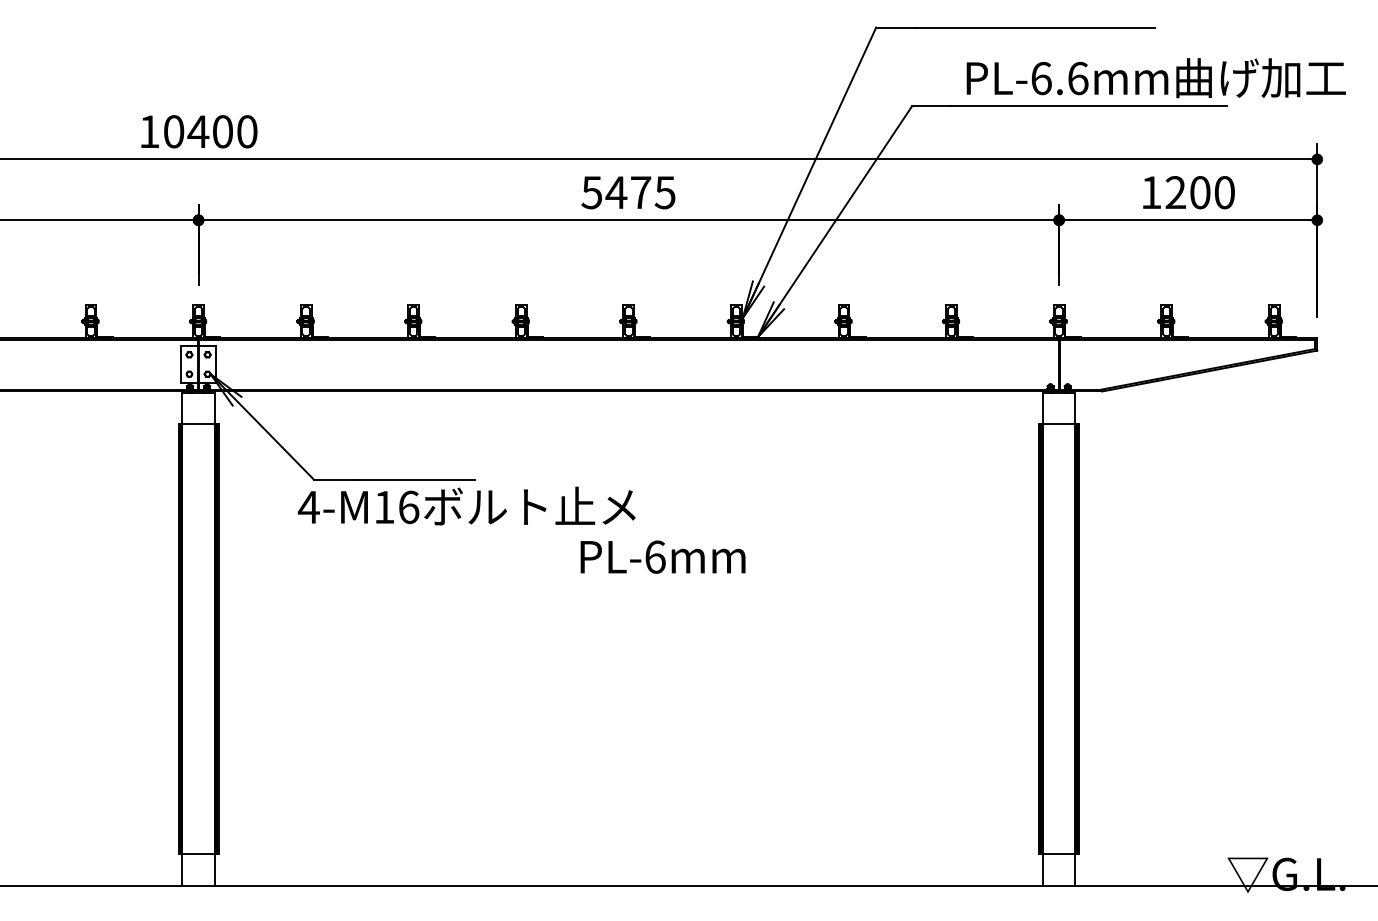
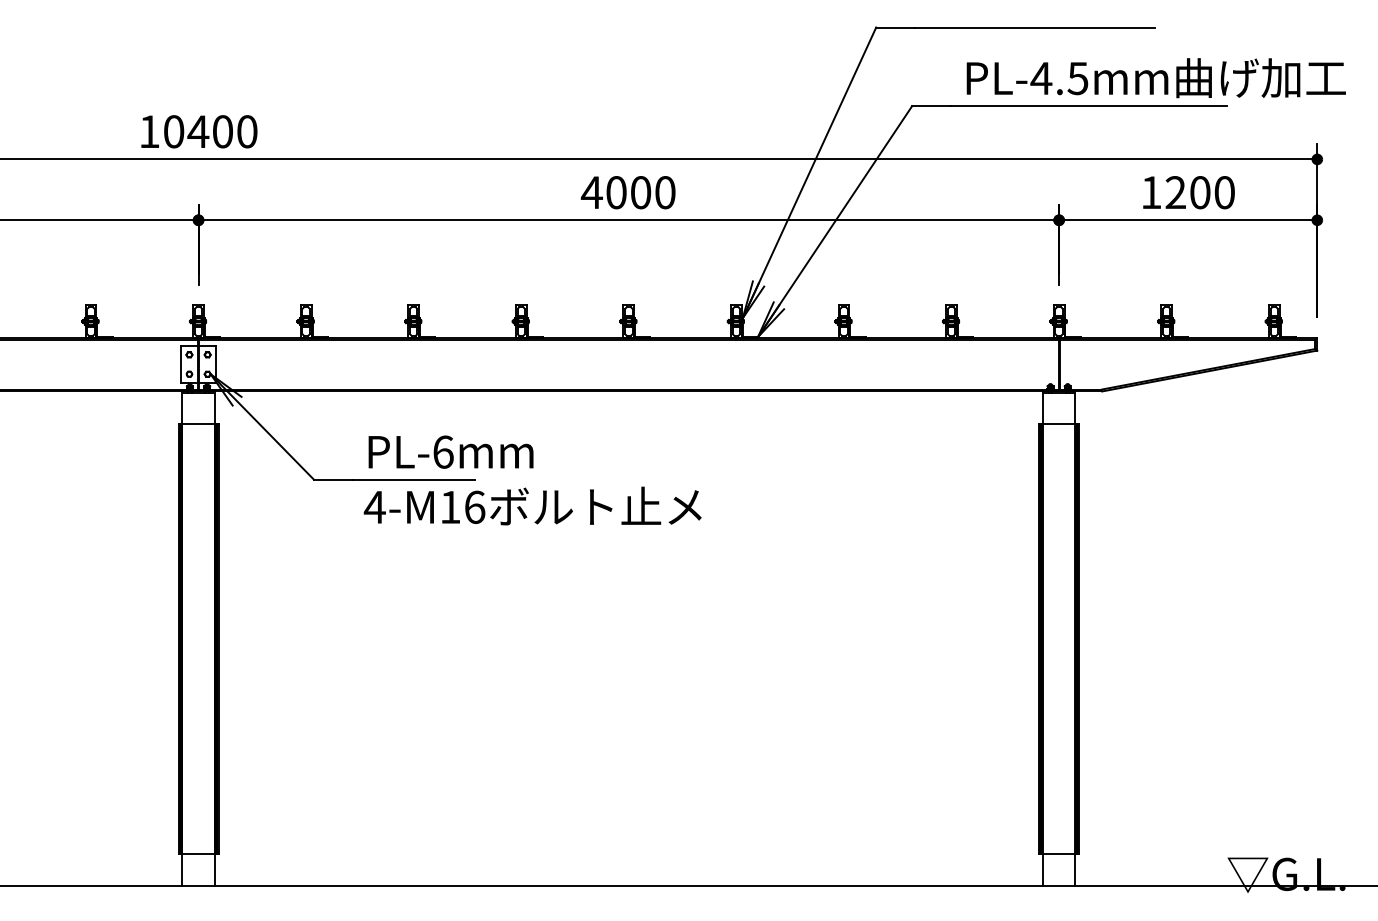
text: PL-6.6mm -> PL-4.5mm (1059, 78)
text: 5475 -> 4000 (627, 192)
text position: (466, 505) -> (532, 505) (532, 505)
text position: (662, 556) -> (450, 451) (450, 451)
